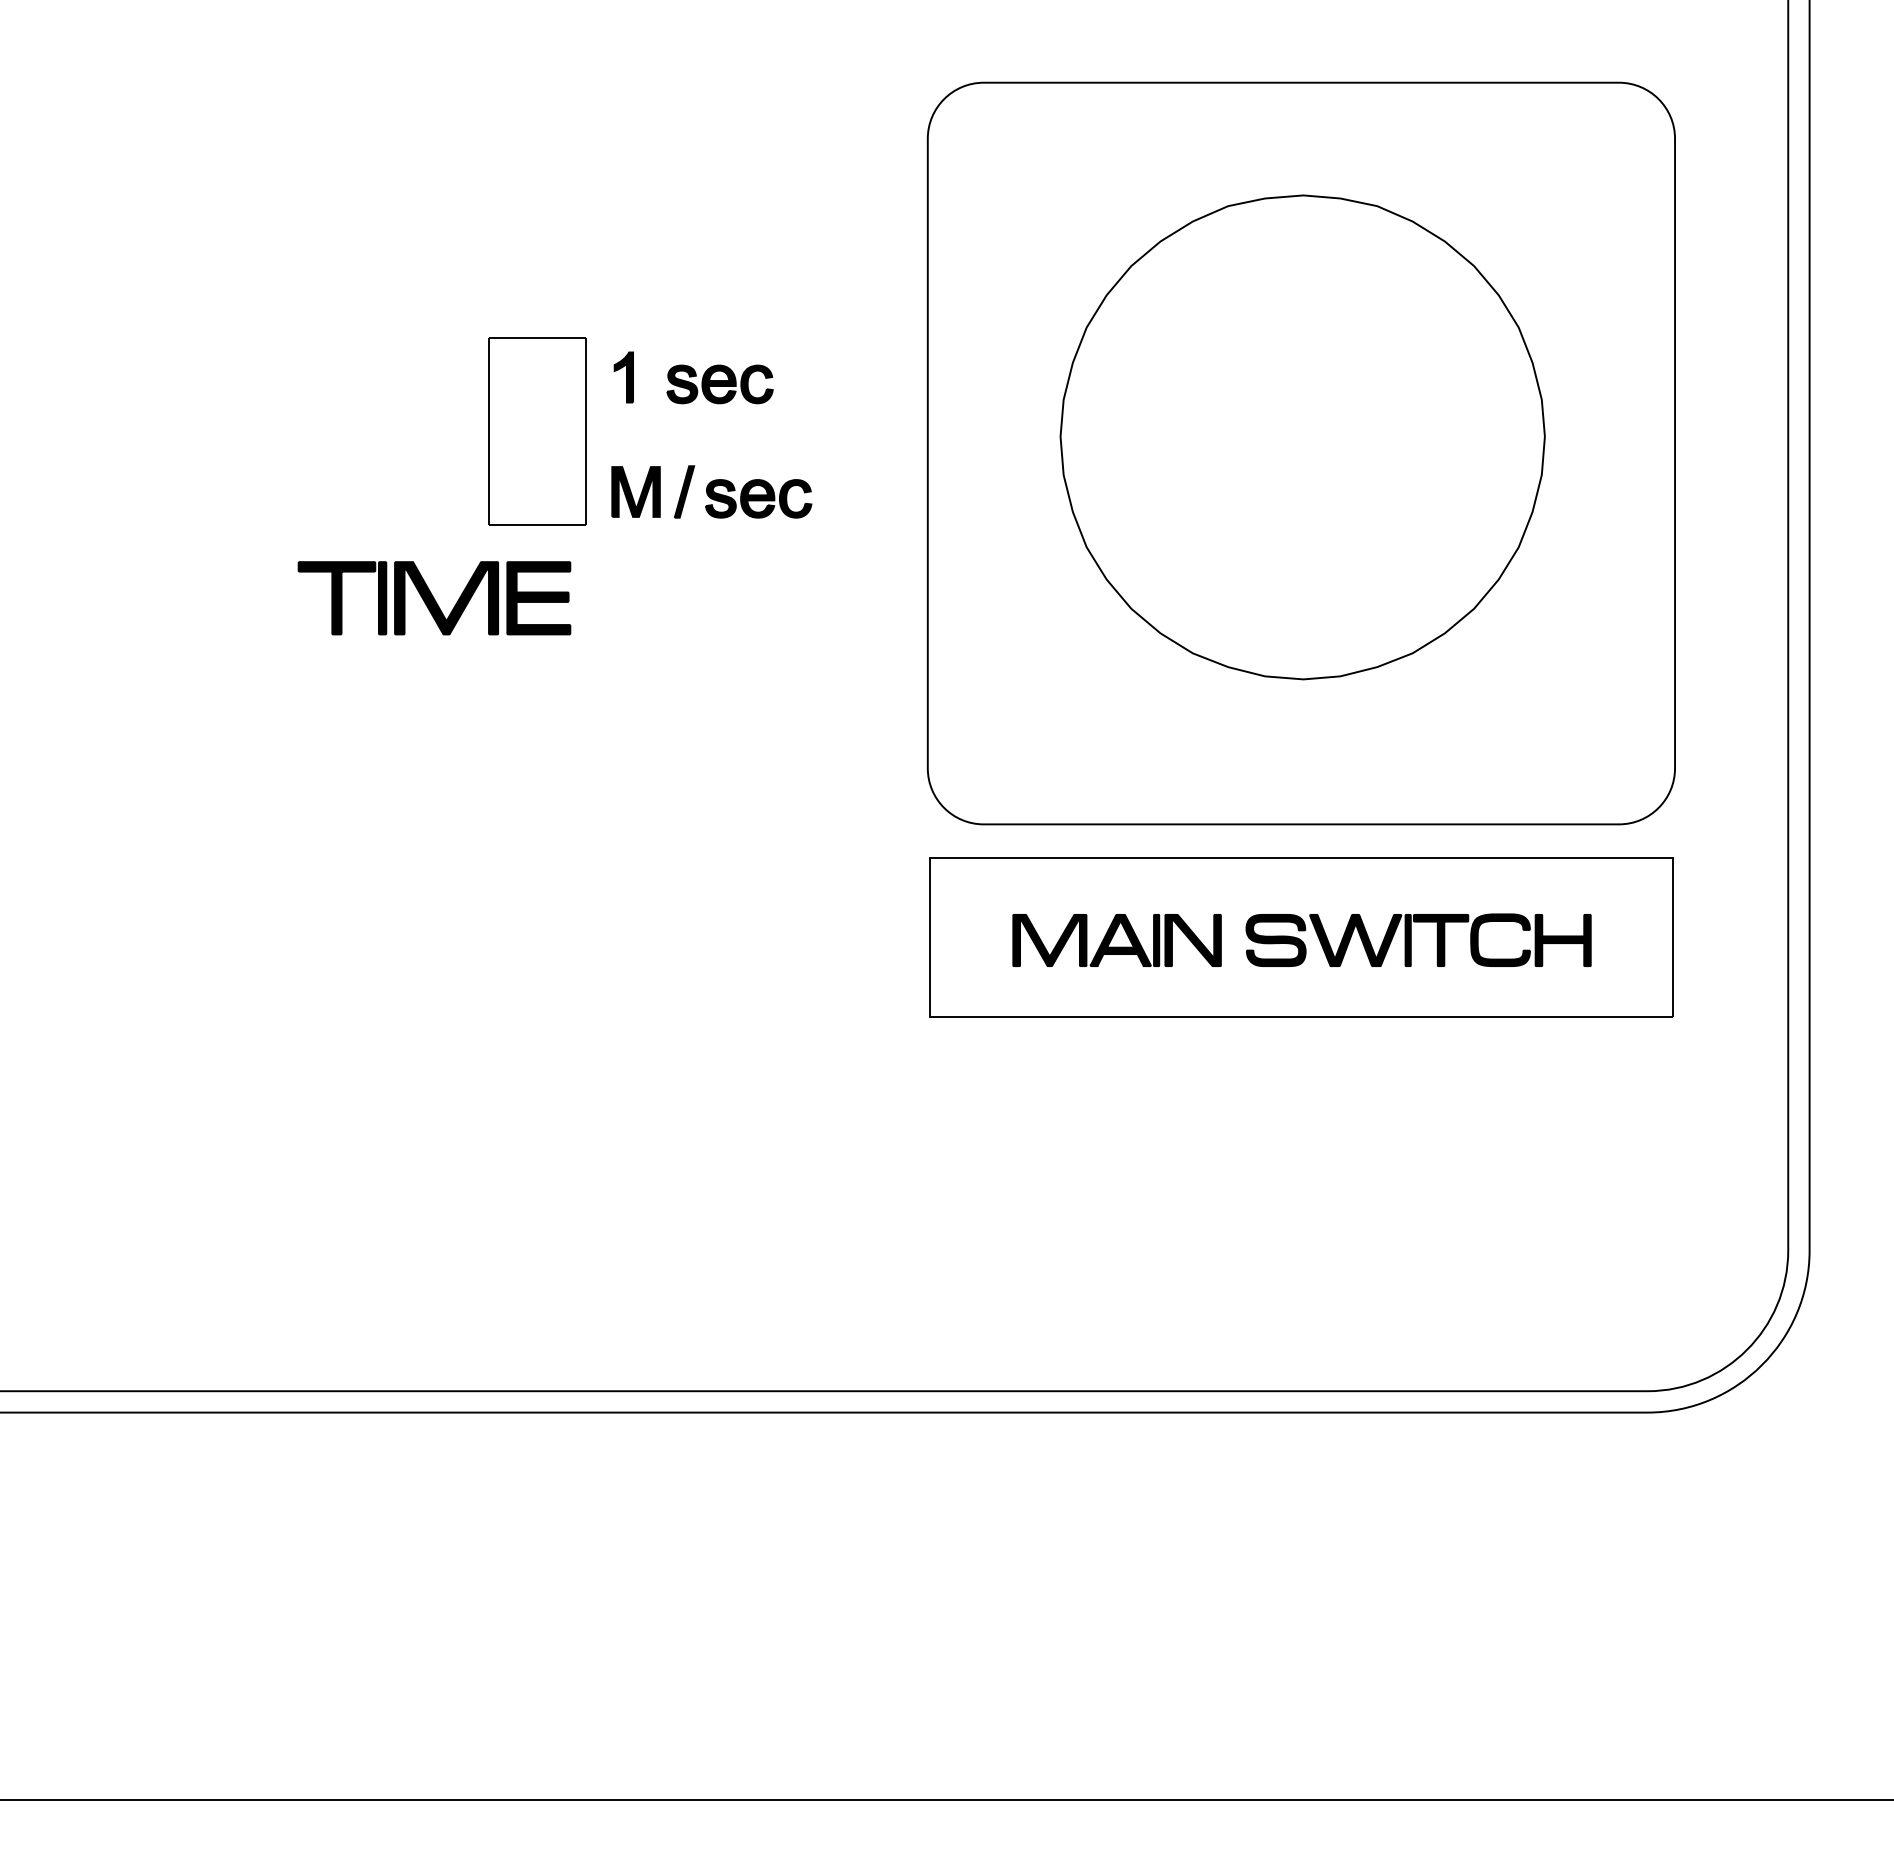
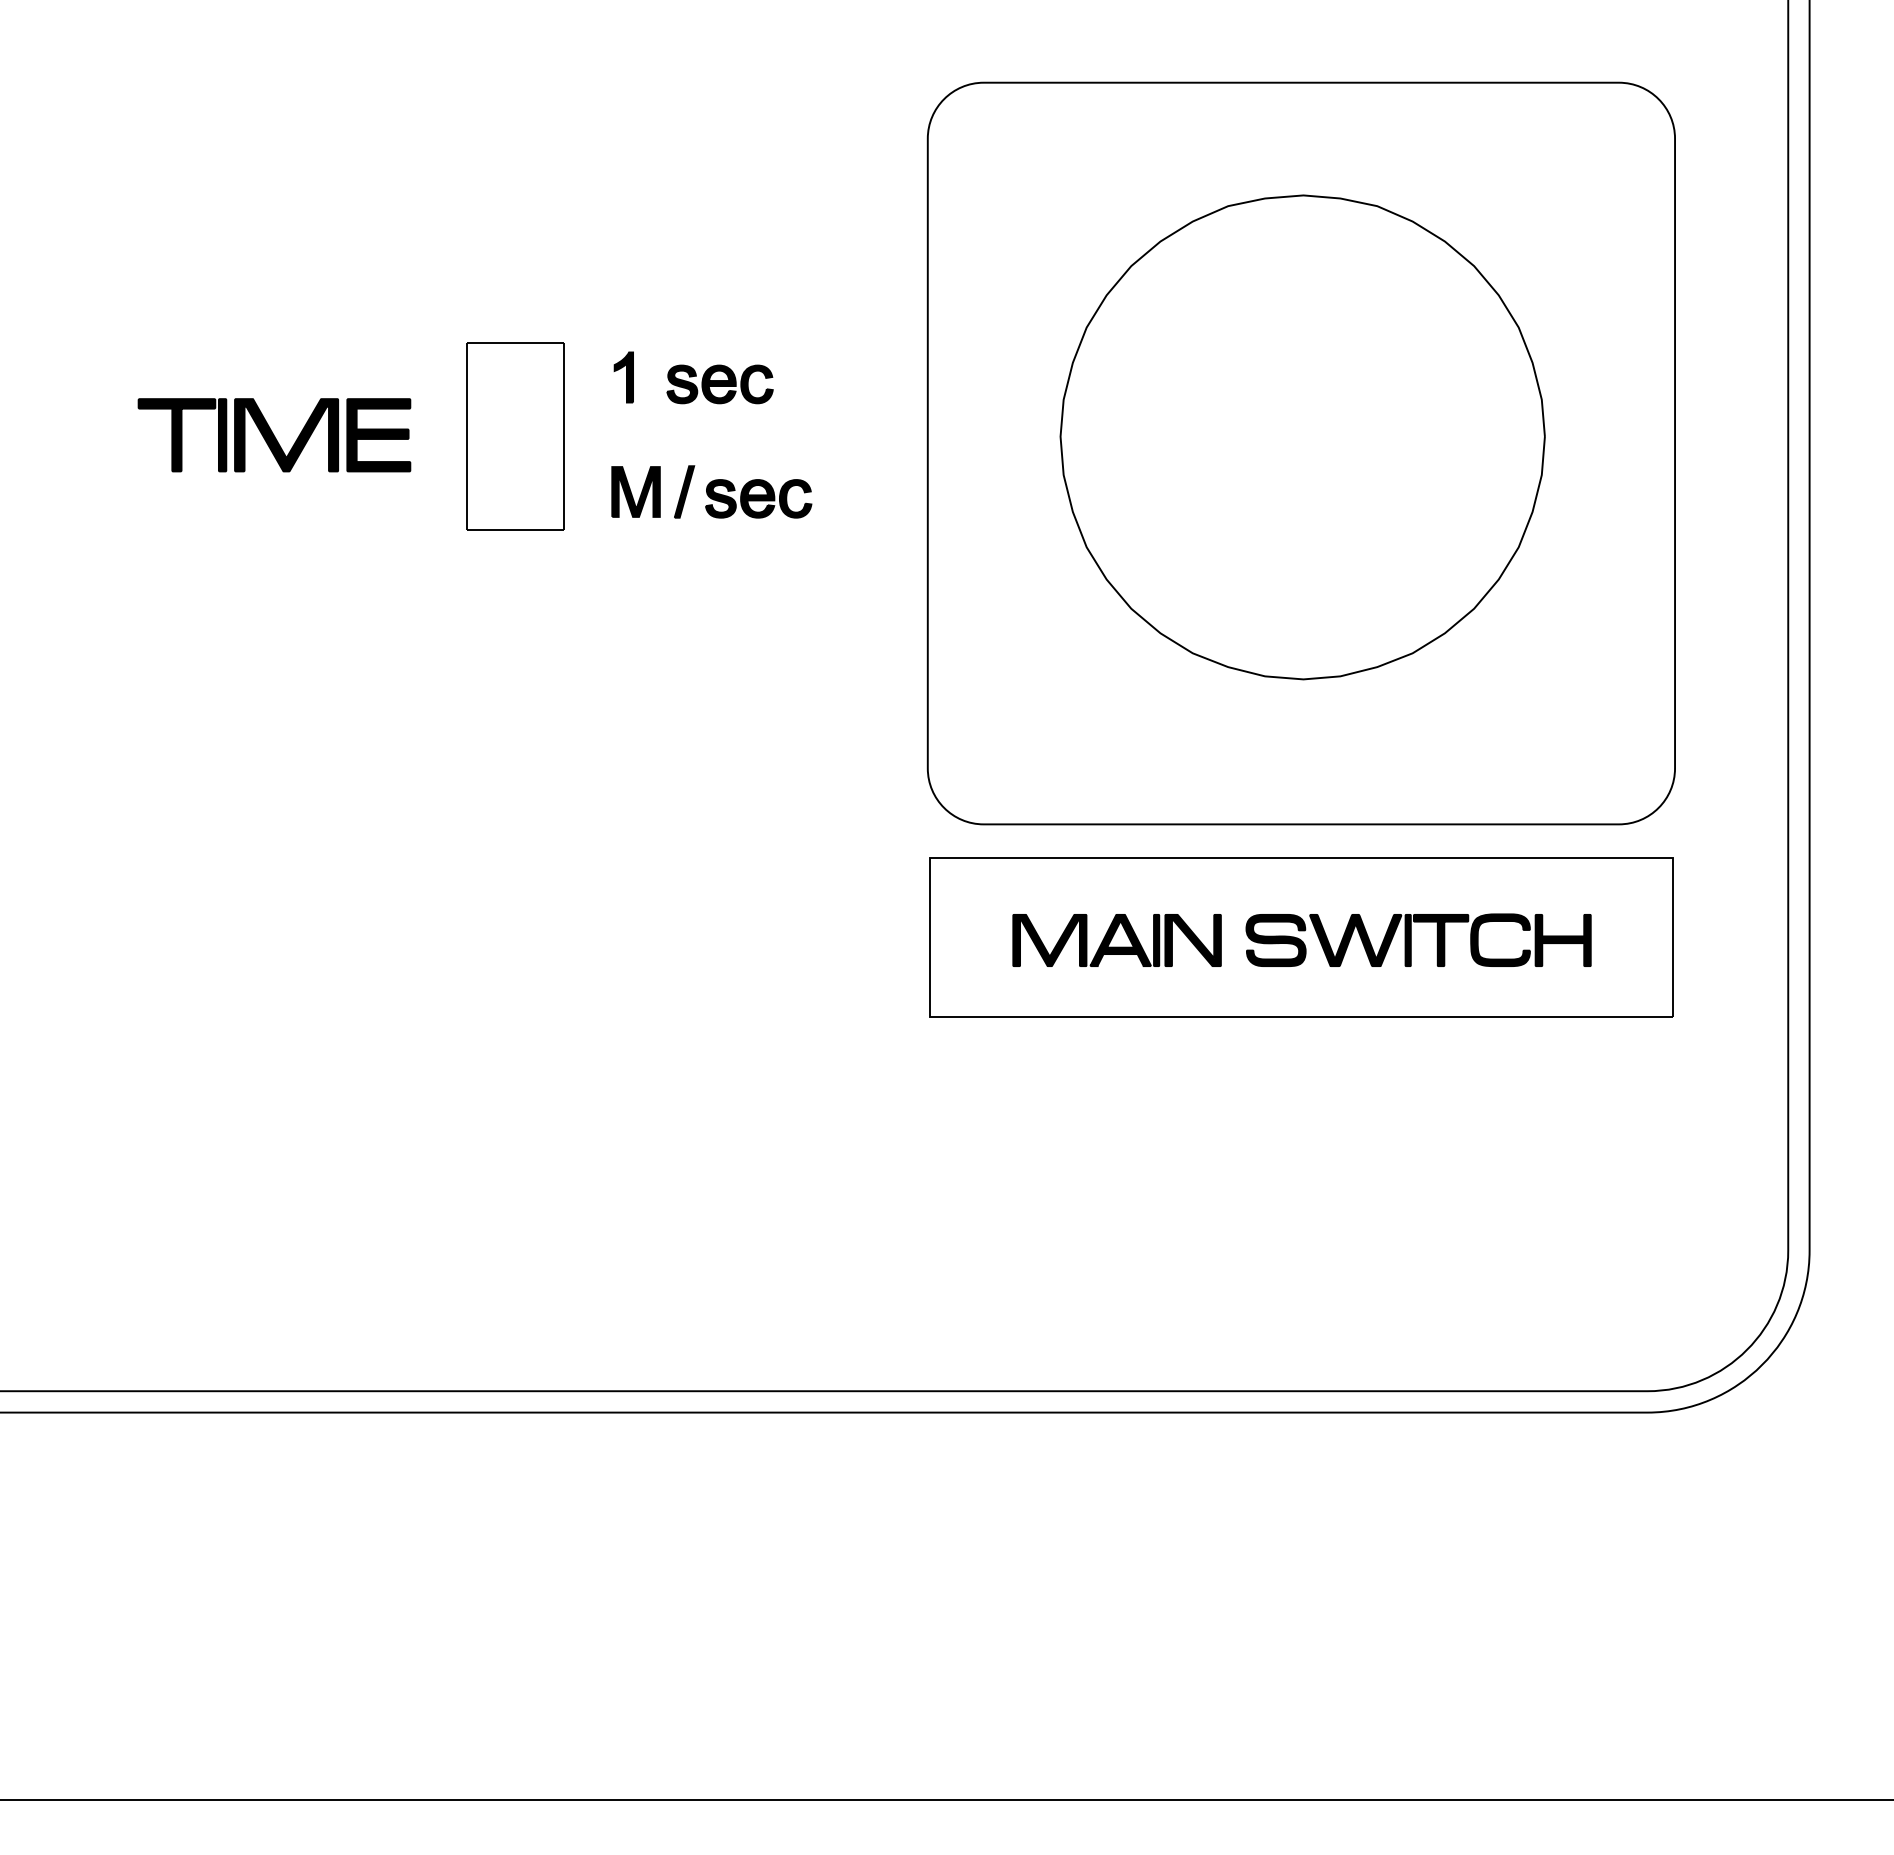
part position: (537, 431) -> (515, 436) (515, 436)
part position: (434, 598) -> (274, 435) (274, 435)
